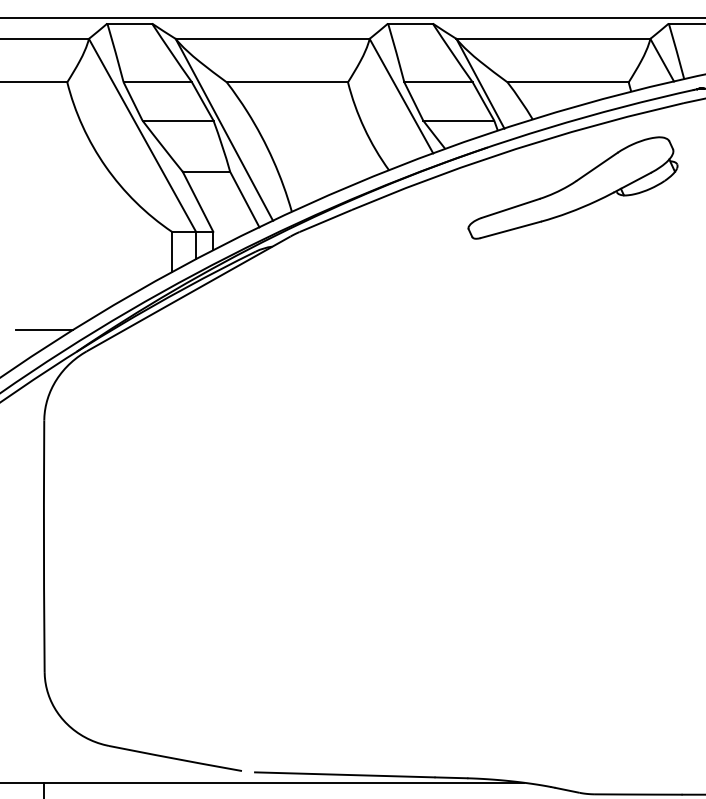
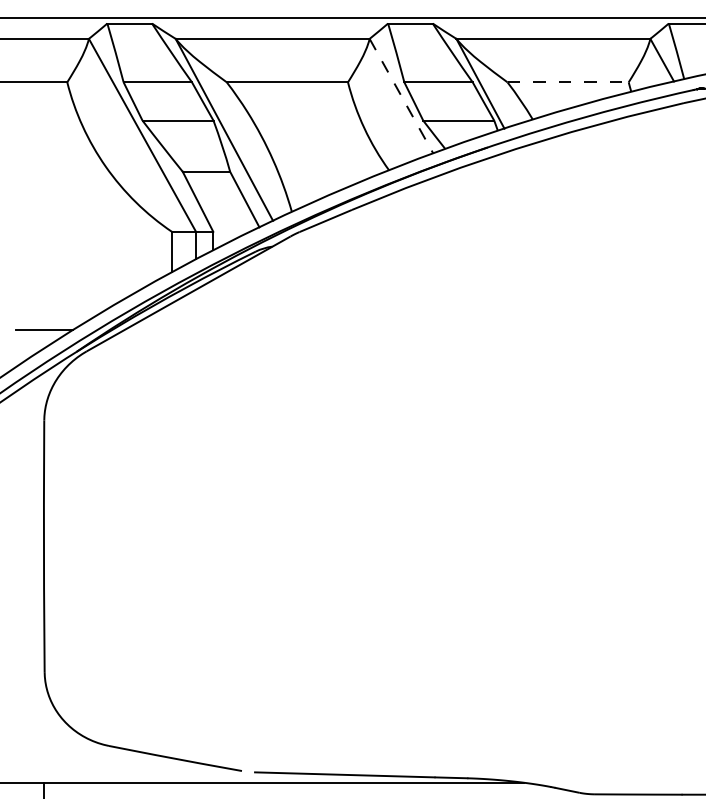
line: solid -> dashed (568, 82)
line: solid -> dashed (401, 96)
part: present -> none (572, 187)
